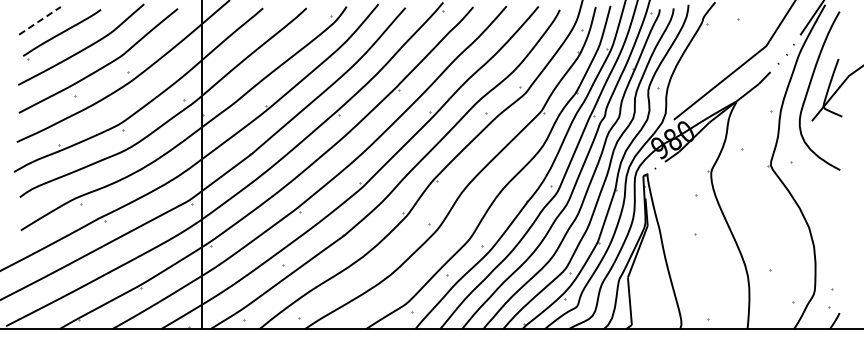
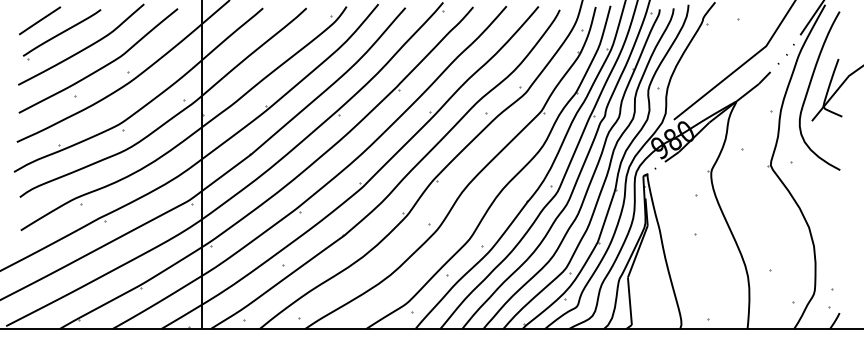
line: dashed -> solid (40, 20)
